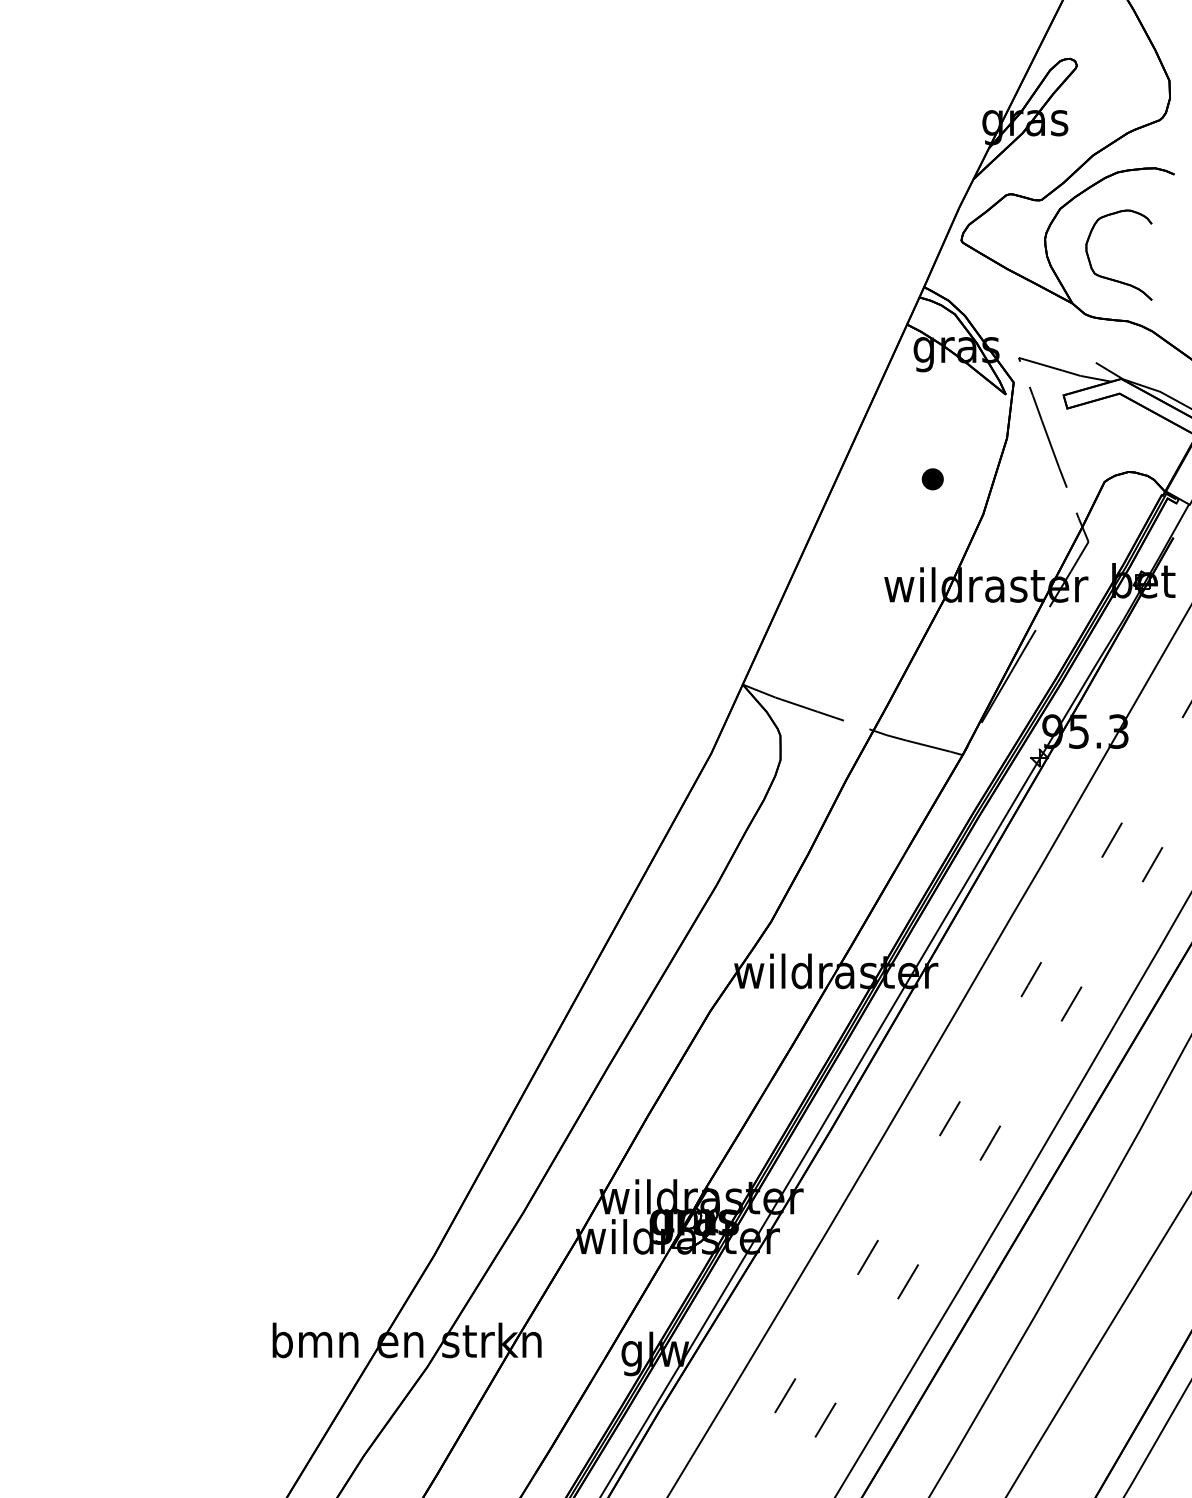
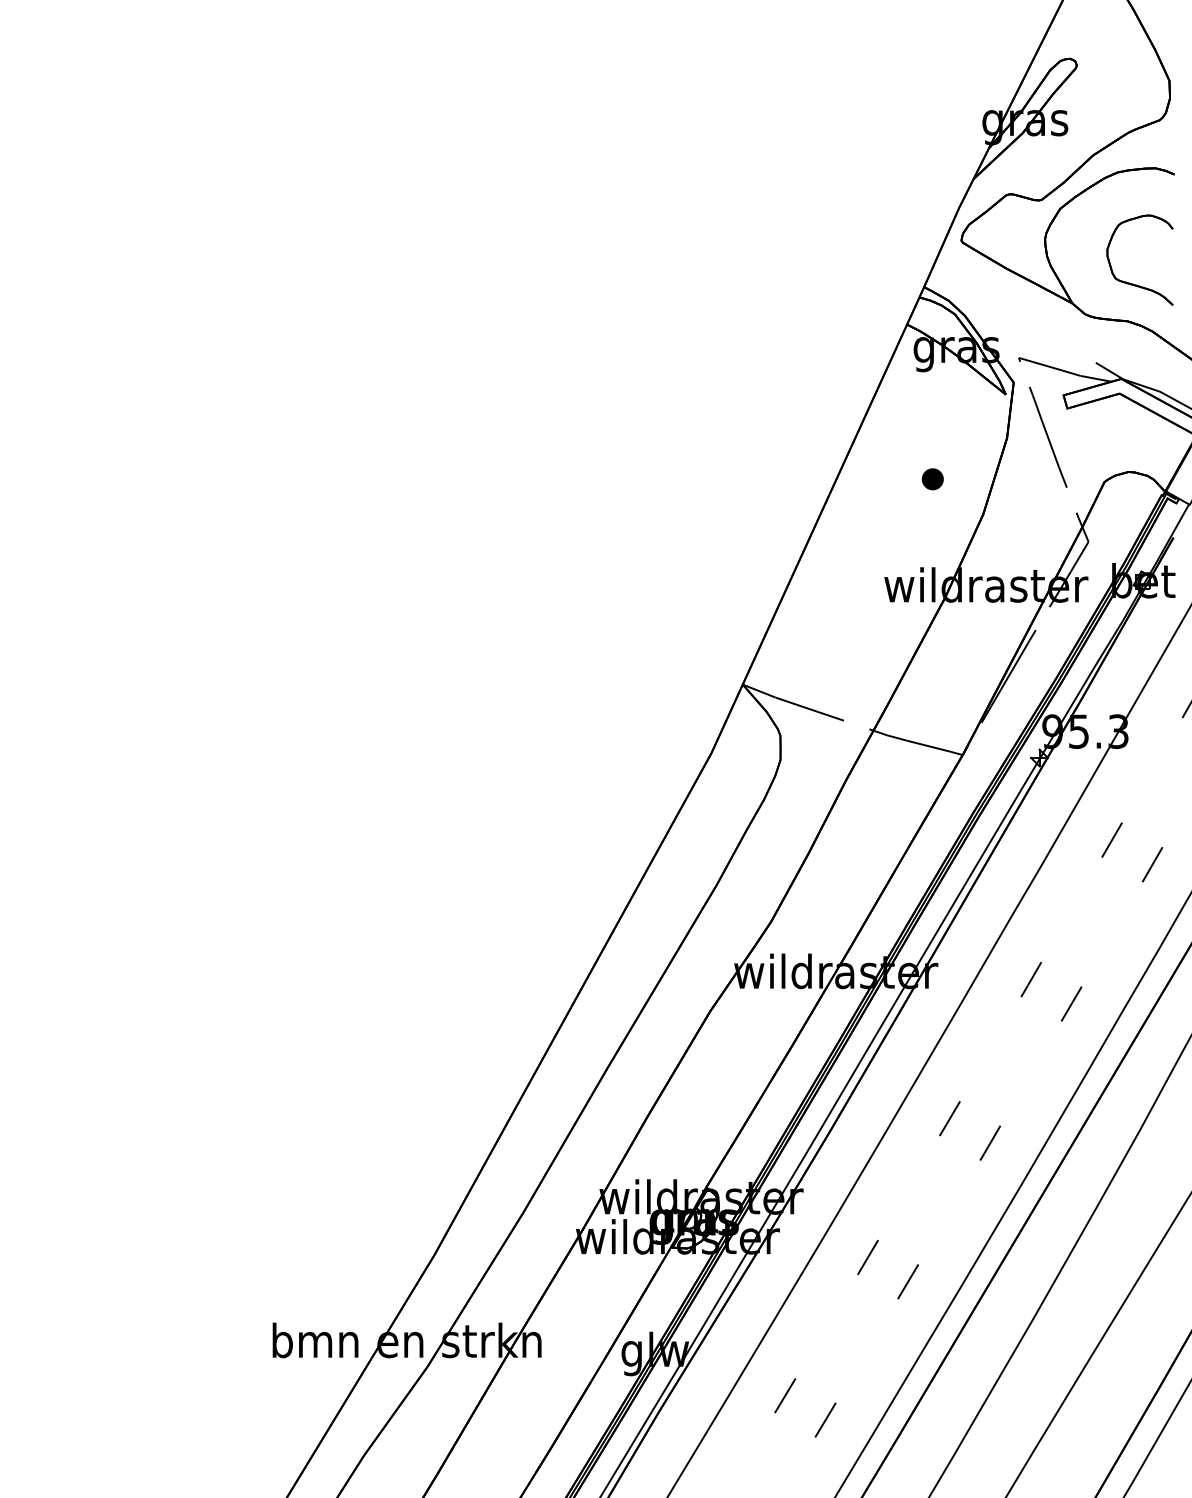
part position: (1112, 278) -> (1133, 283) (1133, 283)
